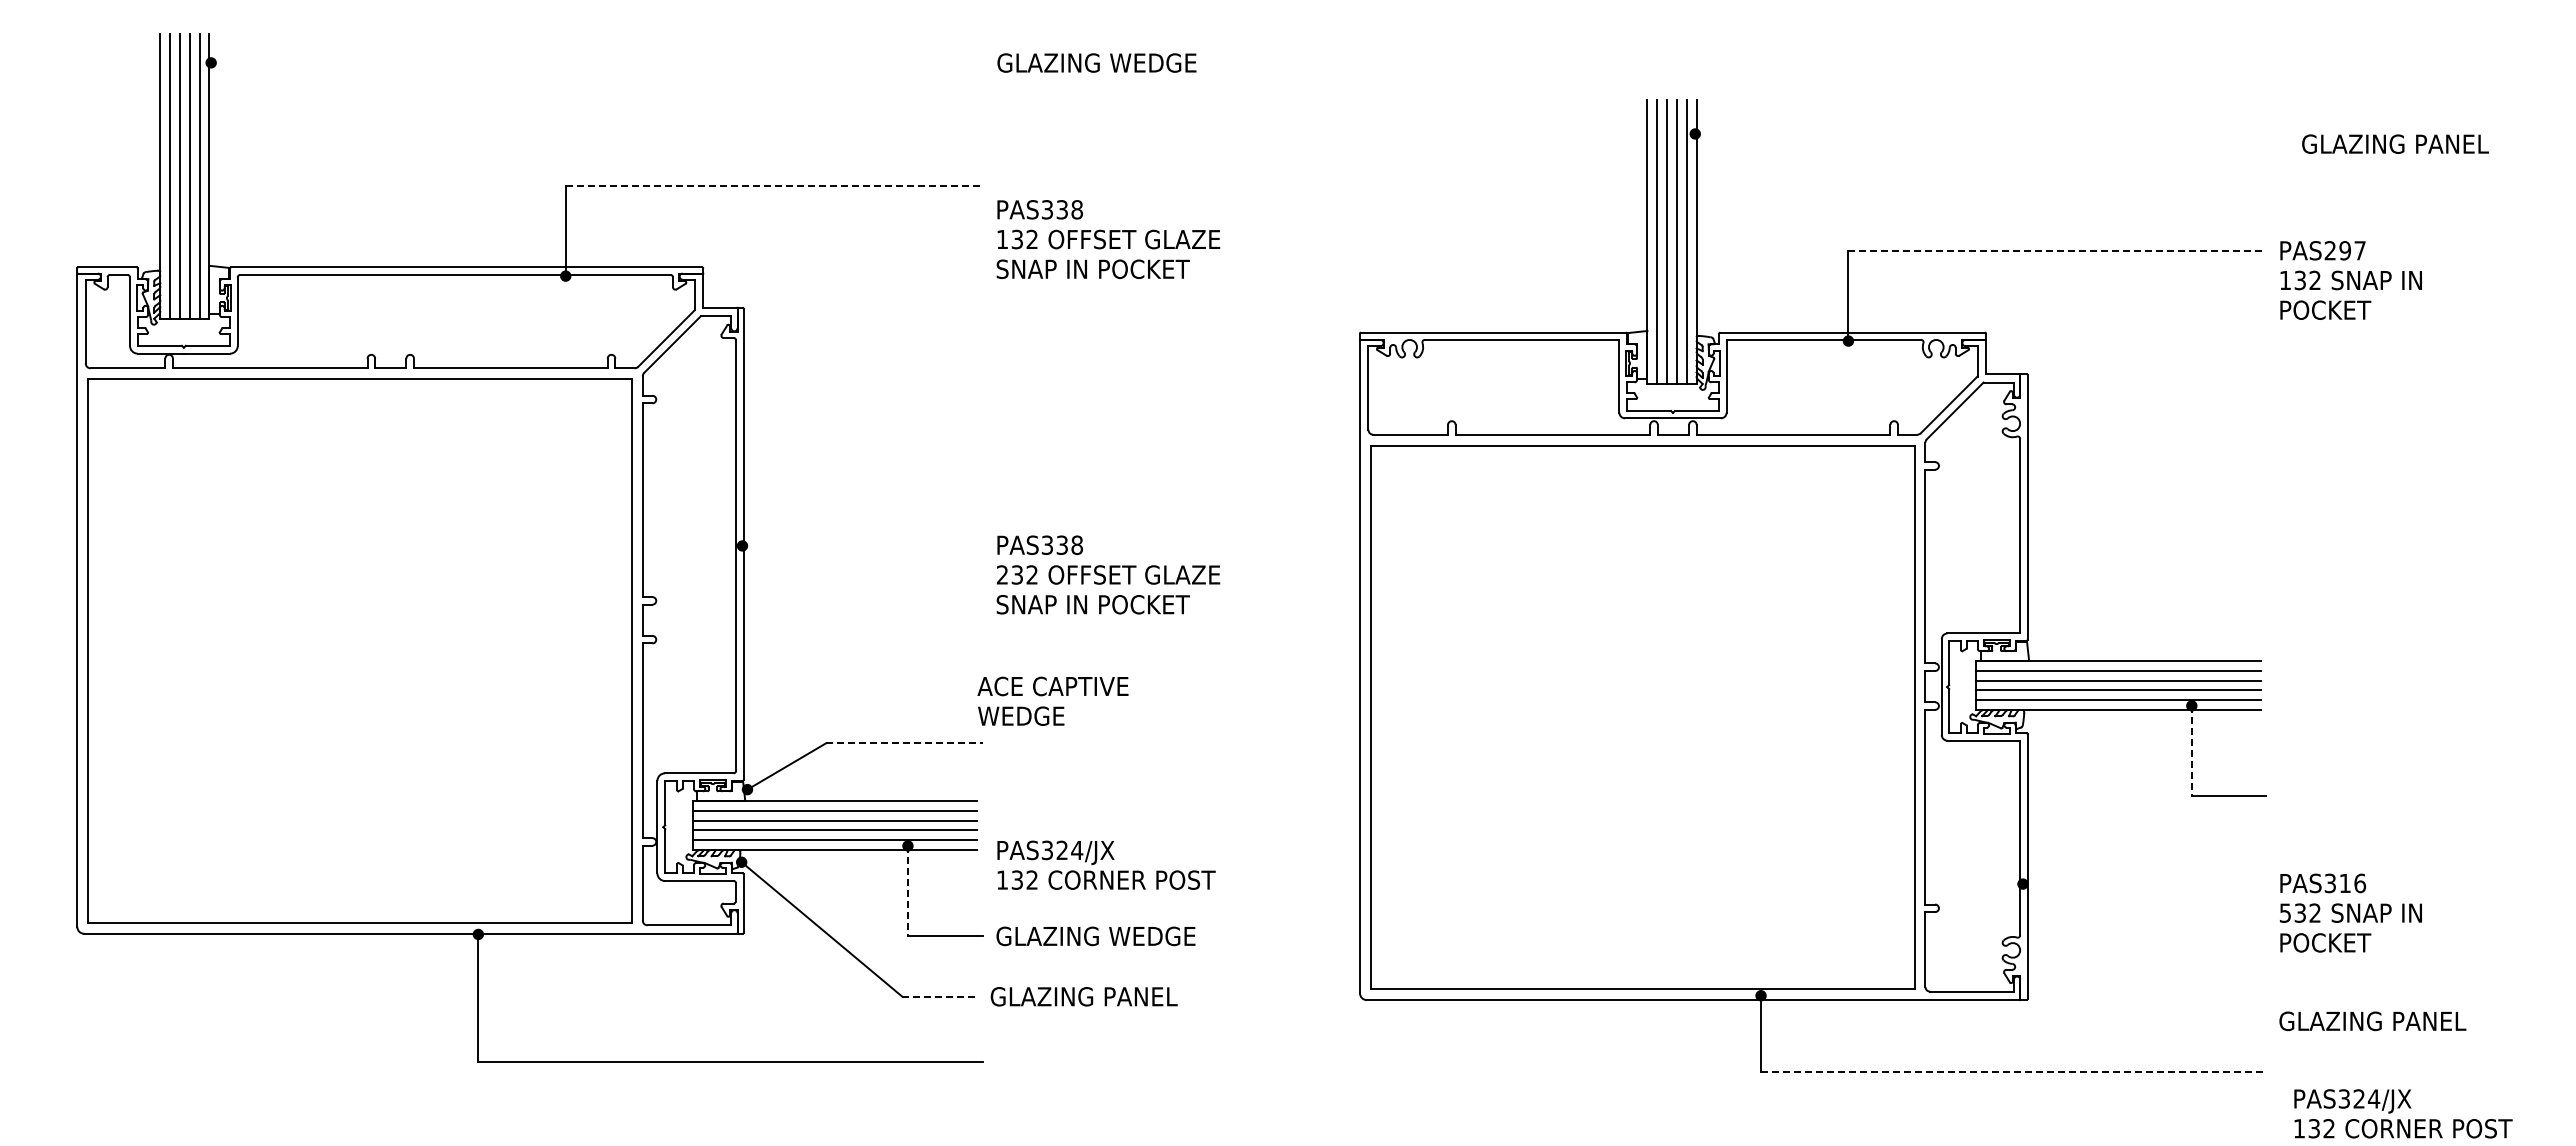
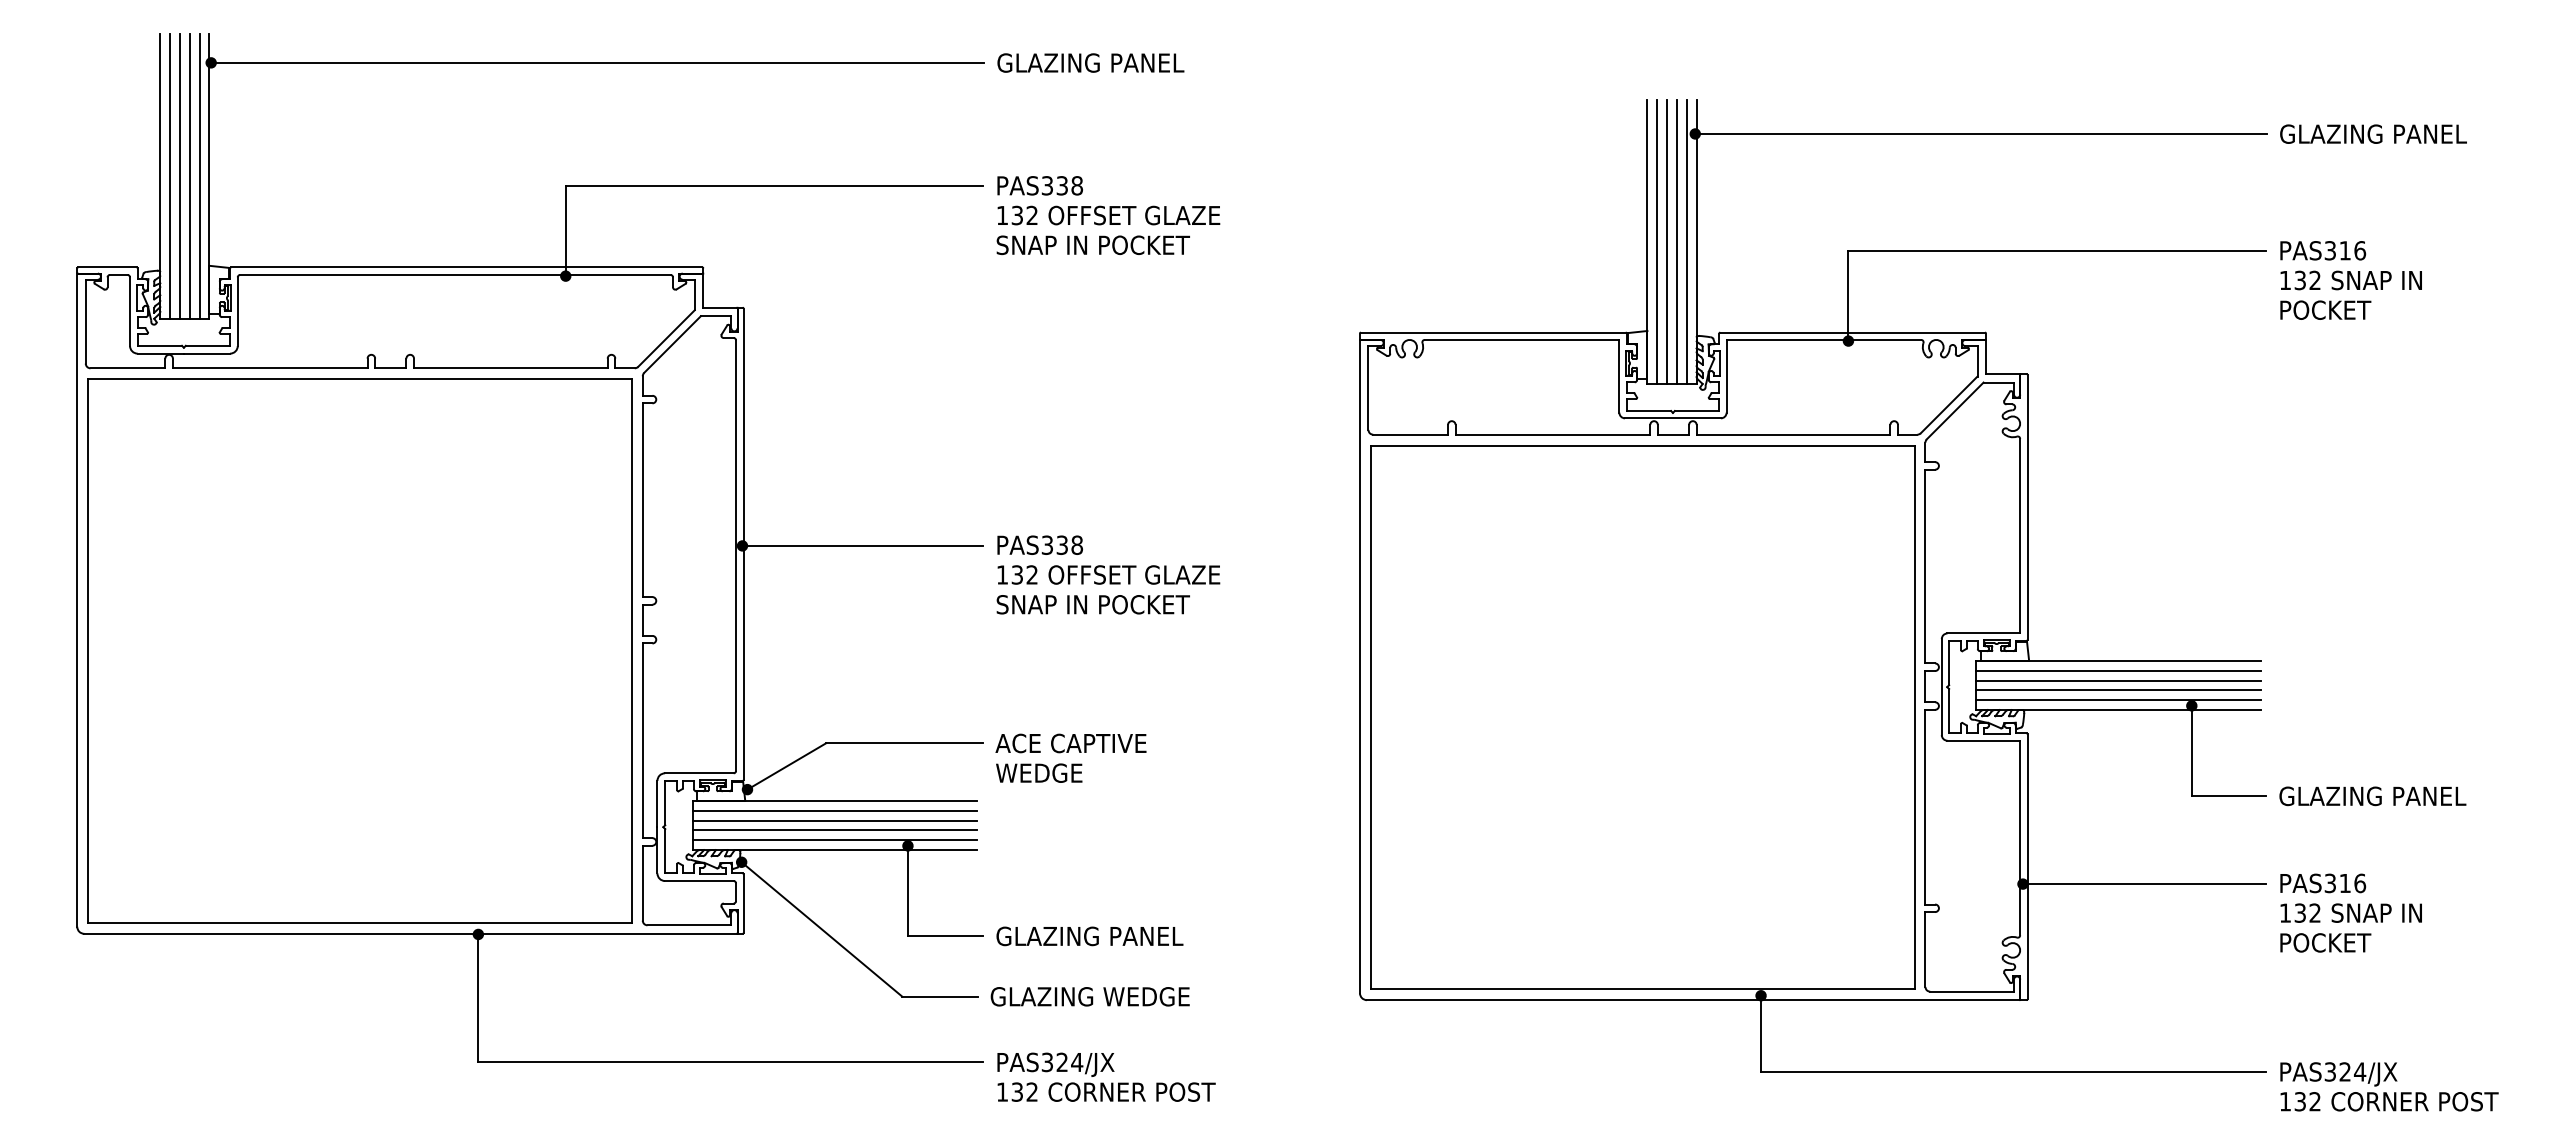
line: none -> present (597, 62)
text: GLAZING WEDGE -> GLAZING PANEL (1153, 62)
line: none -> present (1980, 133)
text position: (2395, 143) -> (2373, 133) (2373, 133)
line: dashed -> solid (774, 186)
text position: (1108, 239) -> (1108, 215) (1108, 215)
text: PAS297 -> PAS316 (2345, 250)
line: dashed -> solid (2057, 251)
line: none -> present (862, 545)
text: 232 -> 132 (1001, 574)
text position: (1052, 700) -> (1070, 757) (1070, 757)
line: dashed -> solid (904, 743)
line: dashed -> solid (2191, 751)
text position: (1106, 864) -> (1106, 1076) (1106, 1076)
line: none -> present (2144, 884)
line: dashed -> solid (907, 891)
text: 532 -> 132 (2284, 912)
text: GLAZING WEDGE -> GLAZING PANEL (1152, 936)
line: dashed -> solid (939, 996)
text: GLAZING PANEL -> GLAZING WEDGE (1146, 996)
text position: (2372, 1021) -> (2372, 796) (2372, 796)
line: dashed -> solid (2013, 1071)
text position: (2403, 1113) -> (2389, 1086) (2389, 1086)
